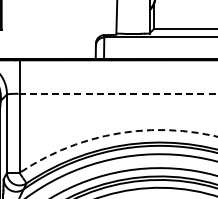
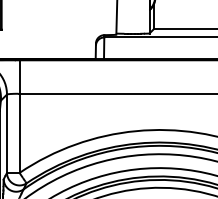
line: dashed -> solid (118, 93)
arc: dashed -> solid (115, 134)
